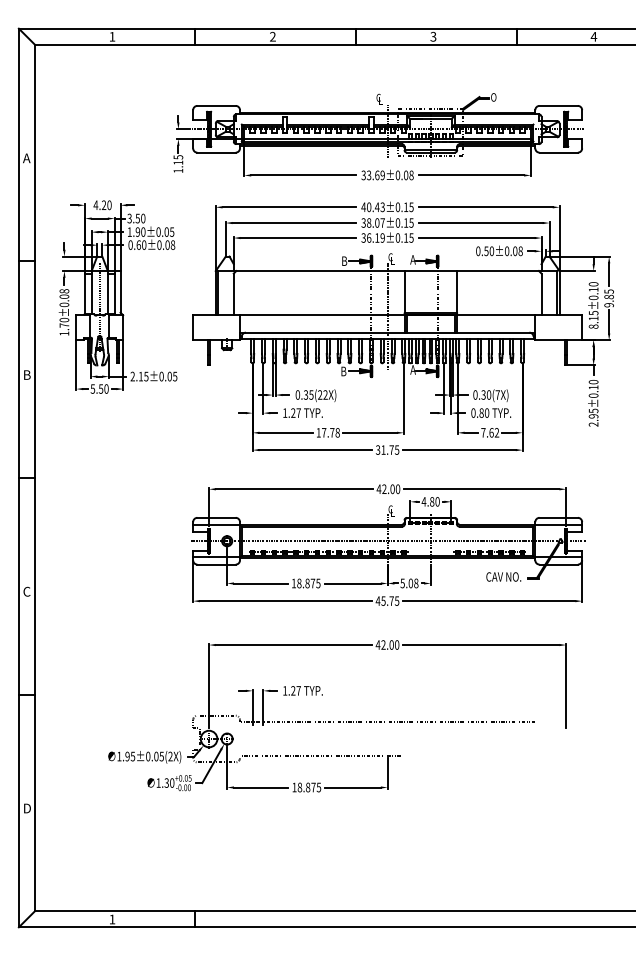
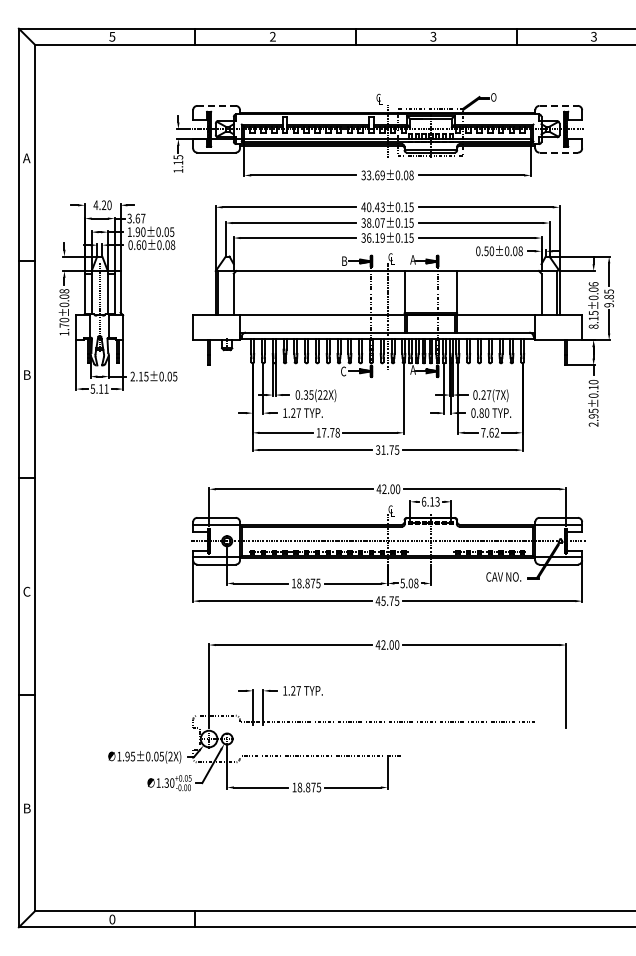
text: 1 -> 5 (112, 36)
text: 4 -> 3 (593, 36)
line: solid -> dashed (217, 105)
line: solid -> dashed (559, 105)
line: solid -> dashed (559, 152)
text: 3.50 -> 3.67 (140, 218)
text: 8.15±0.10 -> 8.15±0.06 (593, 286)
text: B -> C (343, 371)
text: 5.50 -> 5.11 (103, 388)
text: 0.30(7X) -> 0.27(7X) (486, 394)
text: 4.80 -> 6.13 (430, 501)
text: D -> B (27, 808)
text: 1 -> 0 (112, 919)
